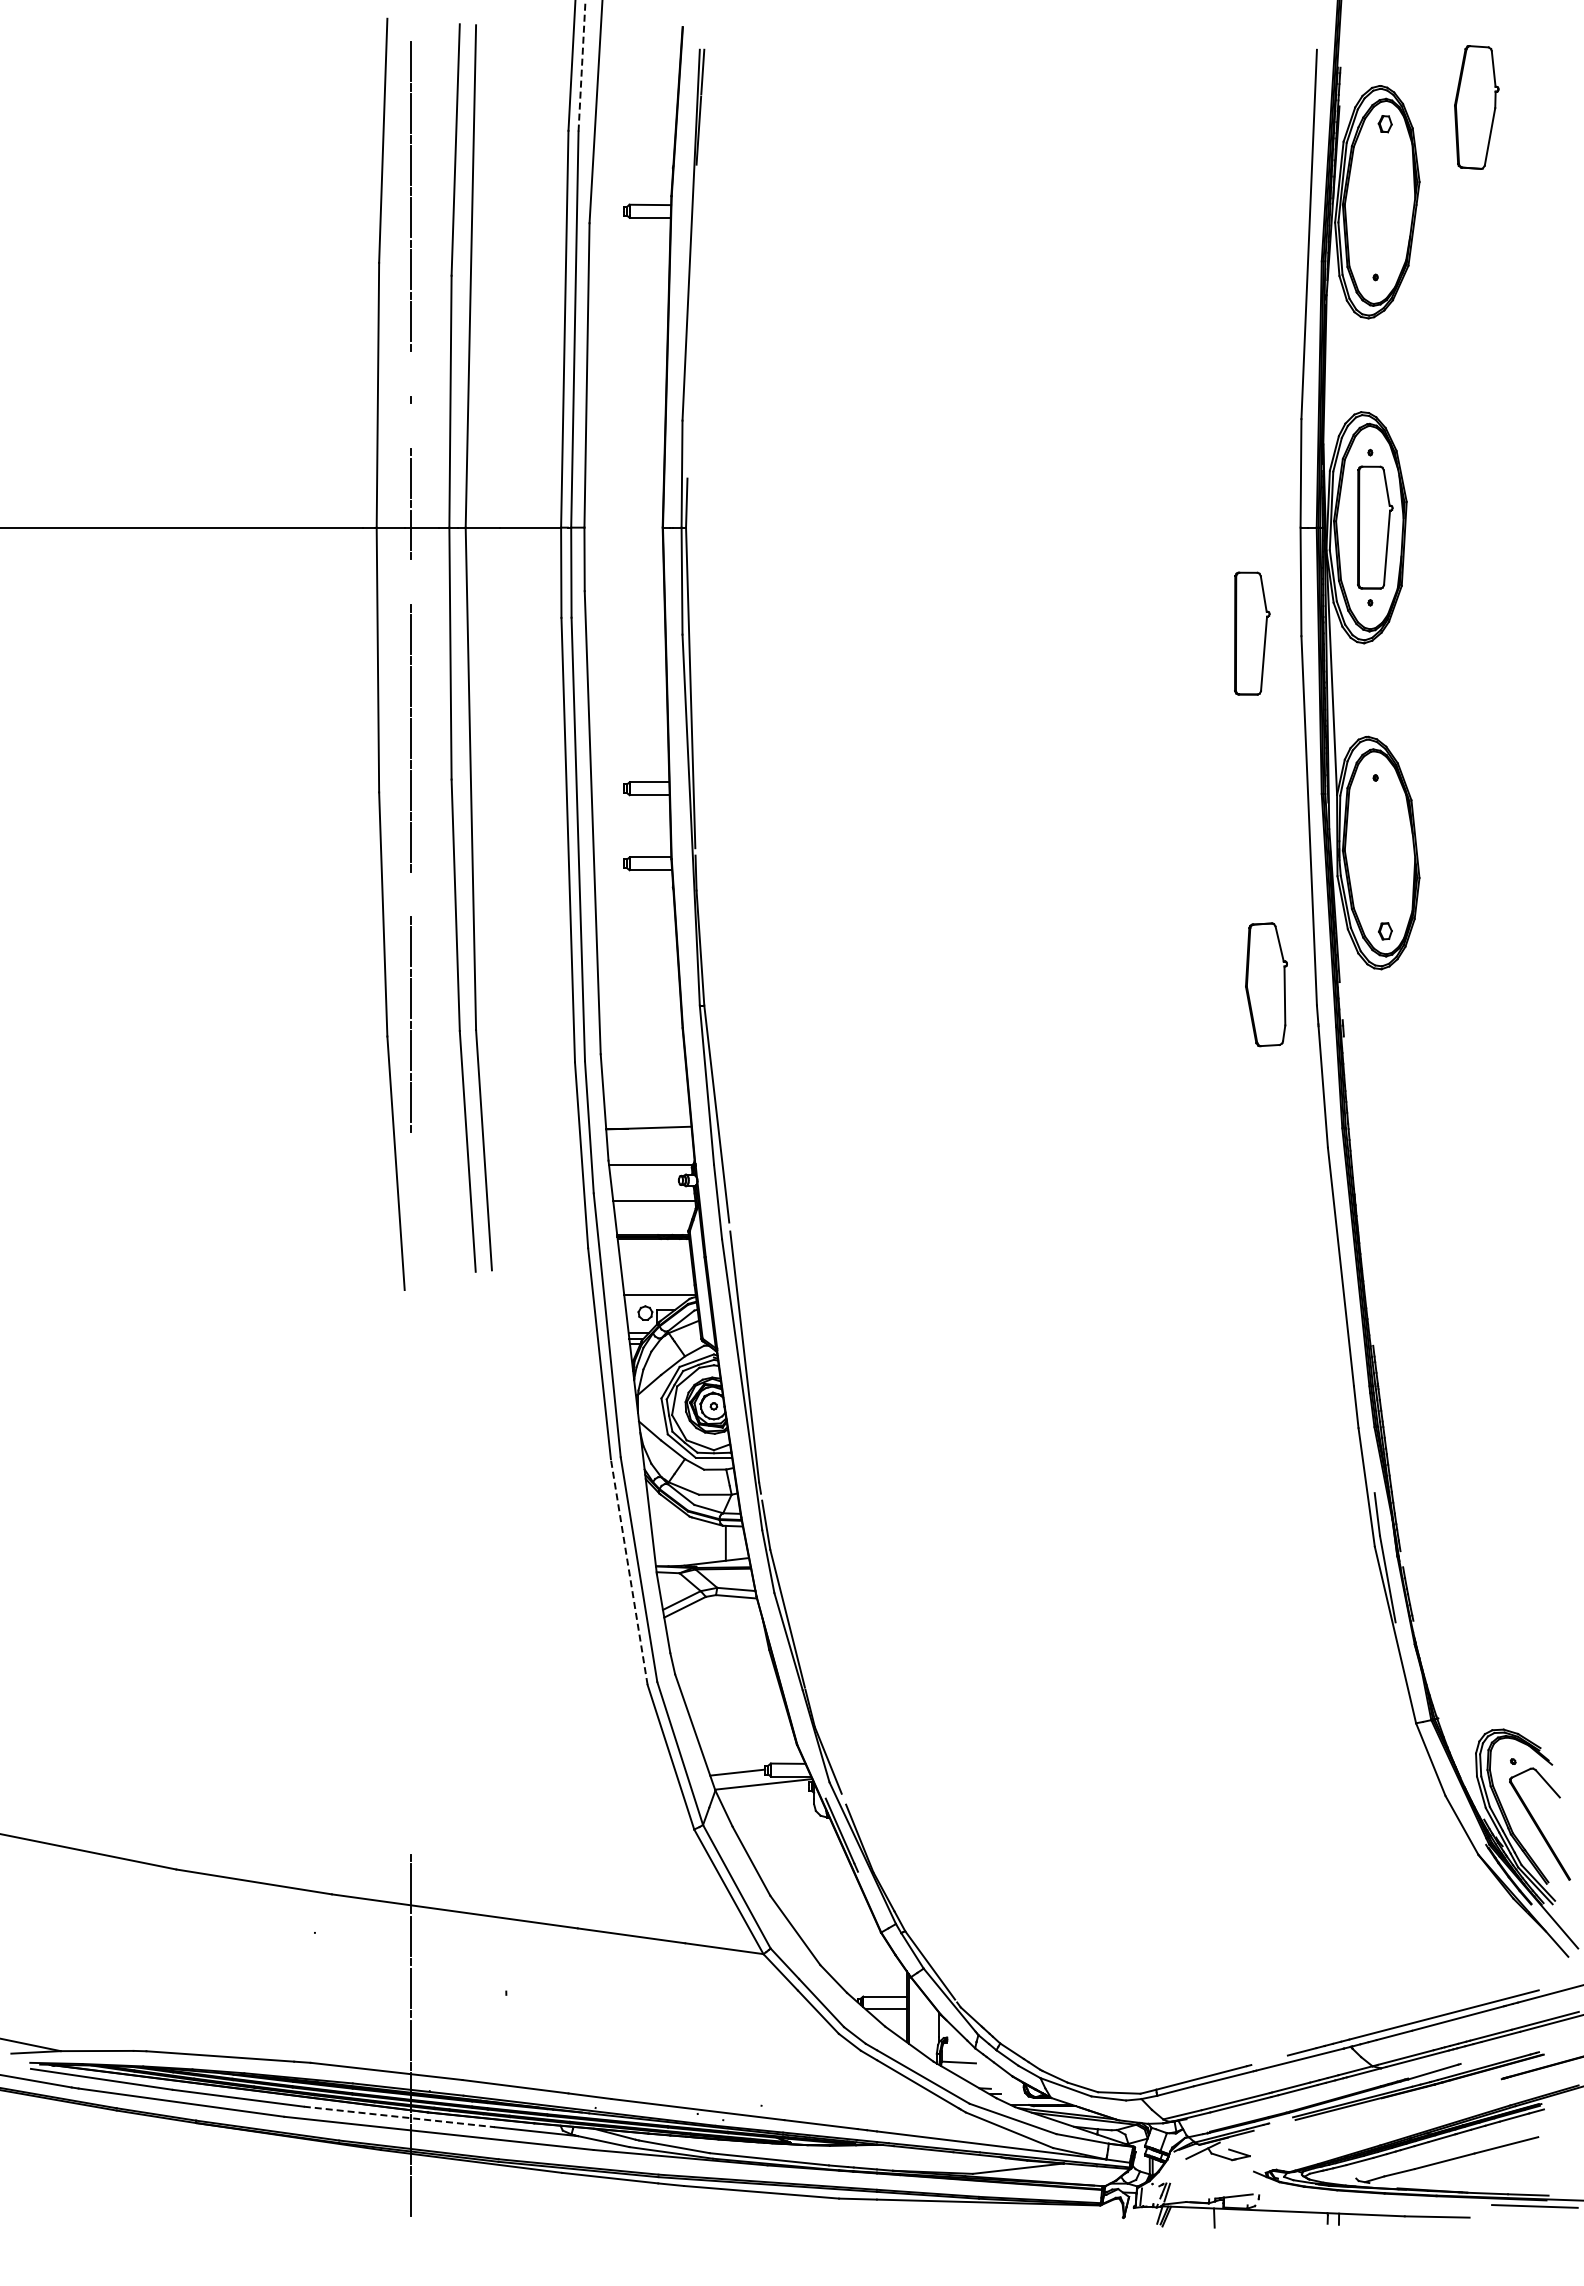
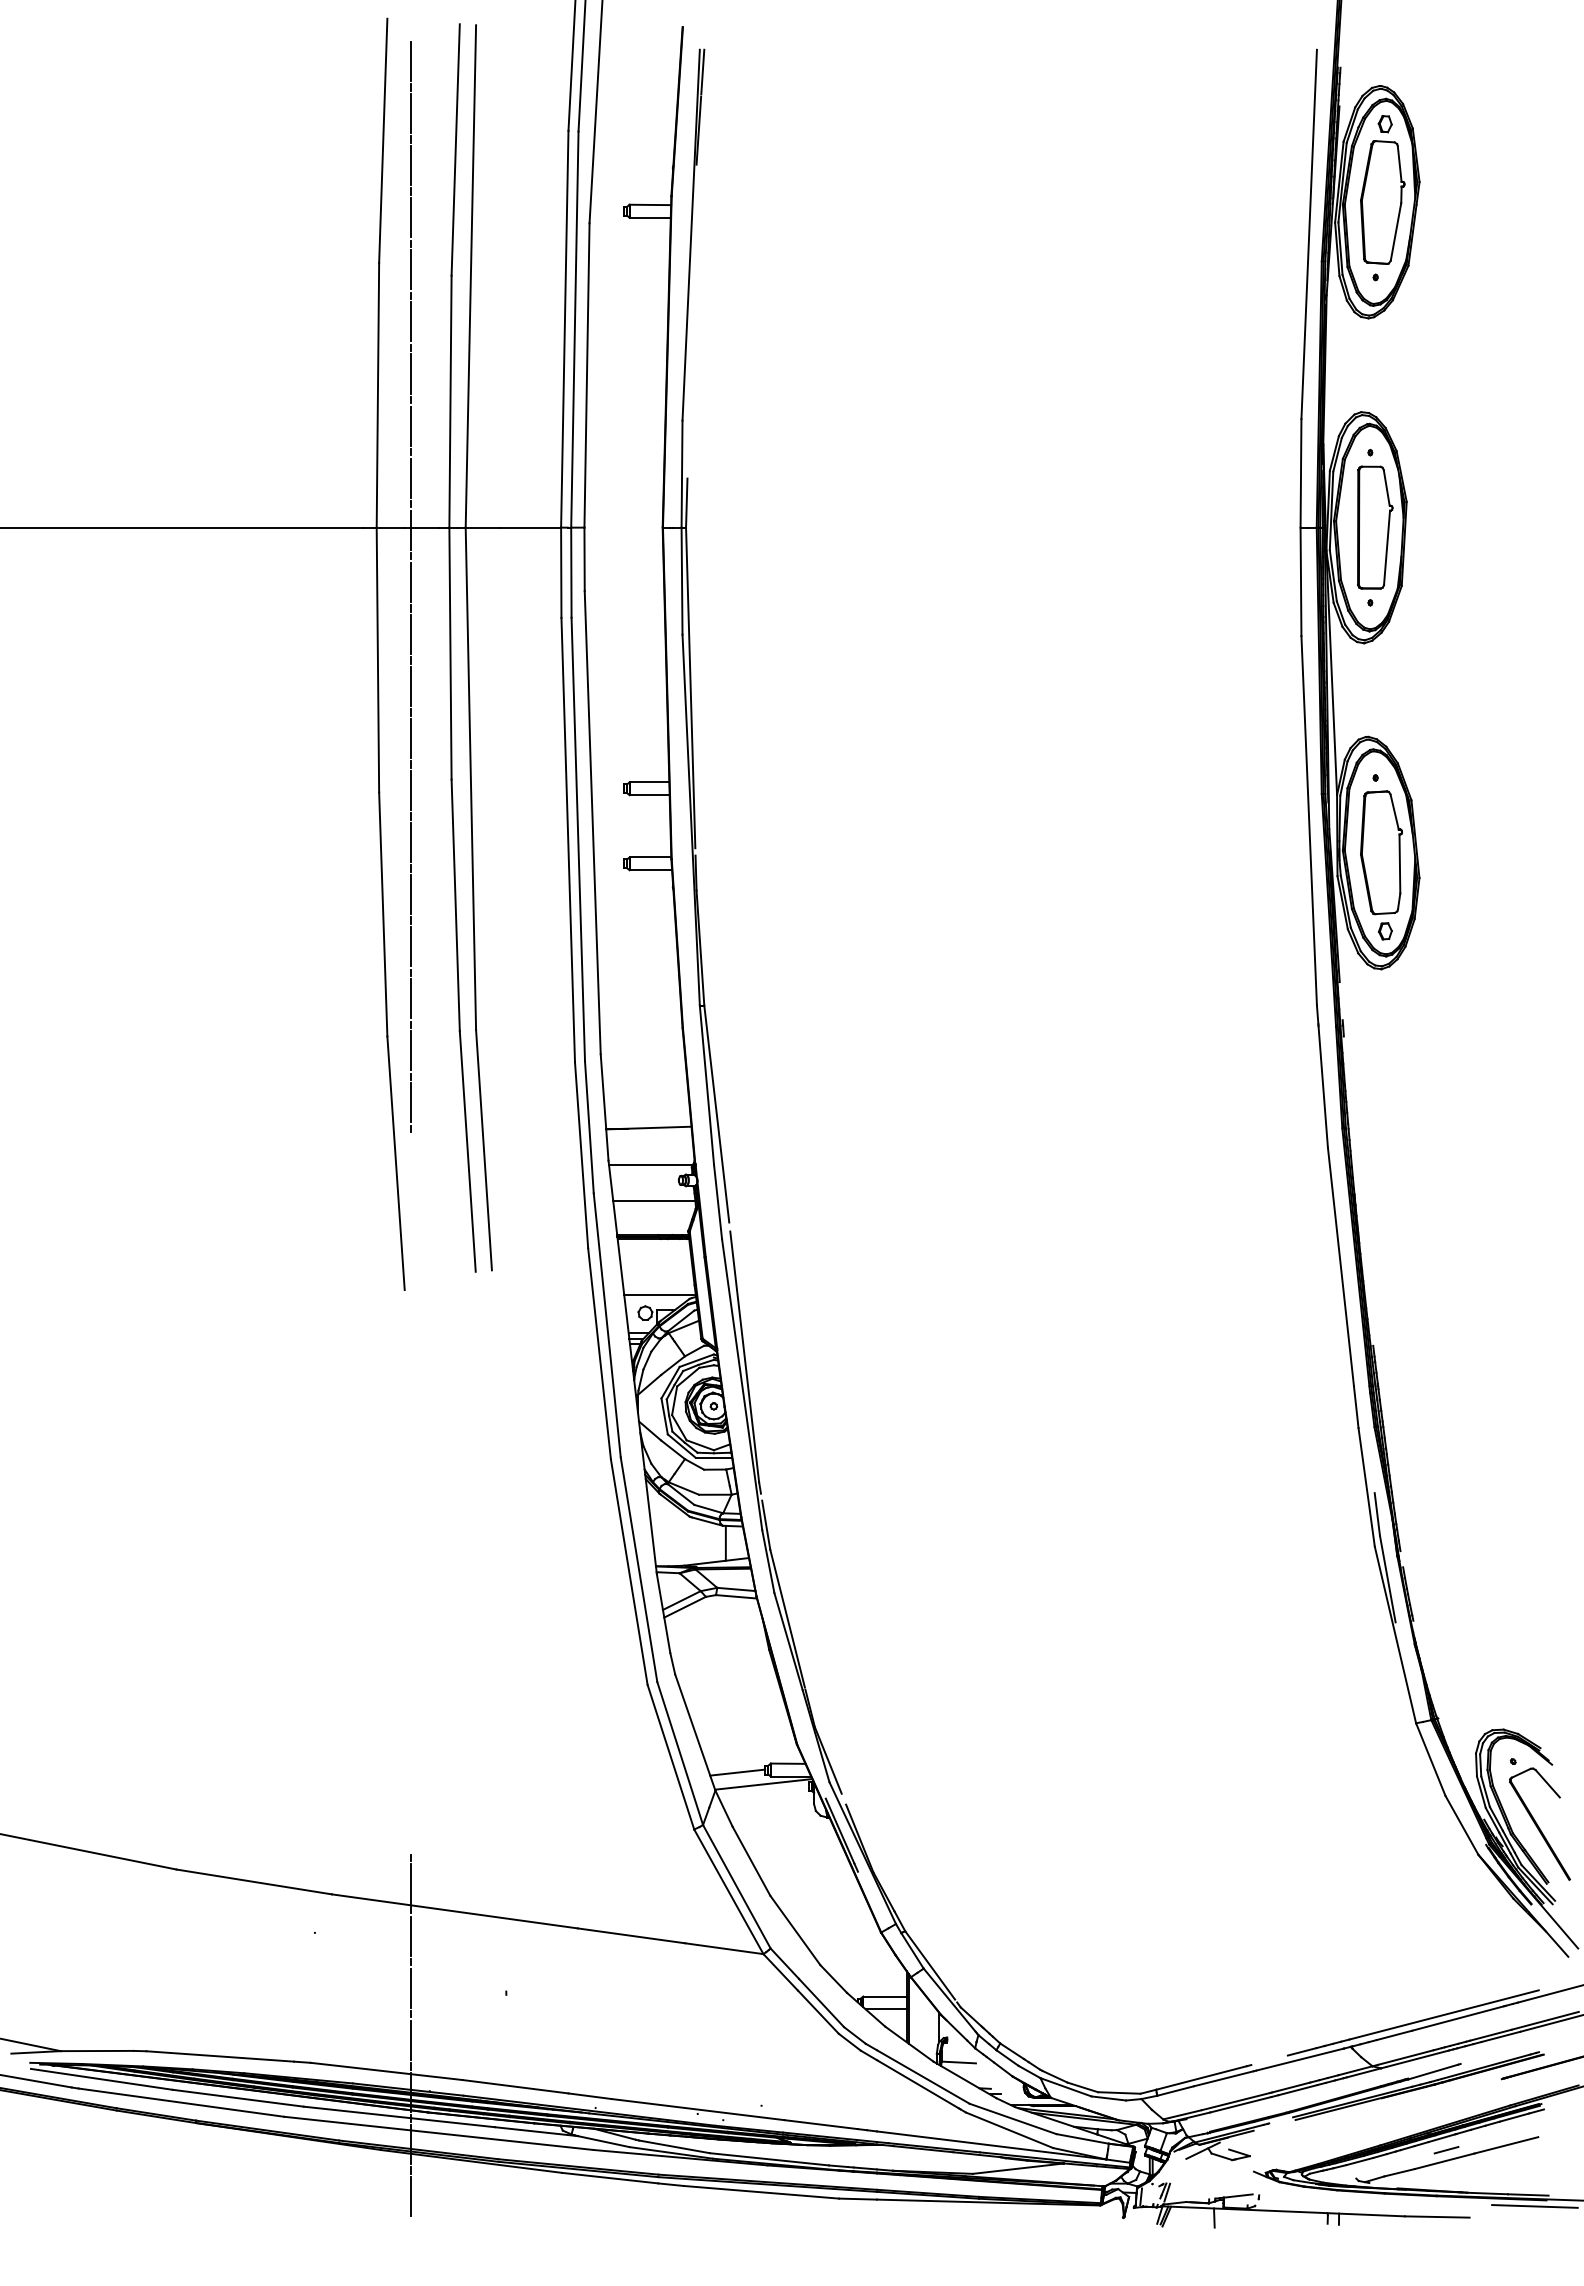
line: dashed -> solid (582, 65)
part position: (1476, 107) -> (1382, 202) (1382, 202)
line: none -> present (411, 373)
line: none -> present (411, 425)
line: none -> present (411, 581)
part: present -> none (1252, 633)
line: none -> present (411, 894)
part position: (1266, 984) -> (1381, 852) (1381, 852)
line: dashed -> solid (629, 1571)
line: dashed -> solid (399, 2116)
line: none -> present (1446, 2150)
